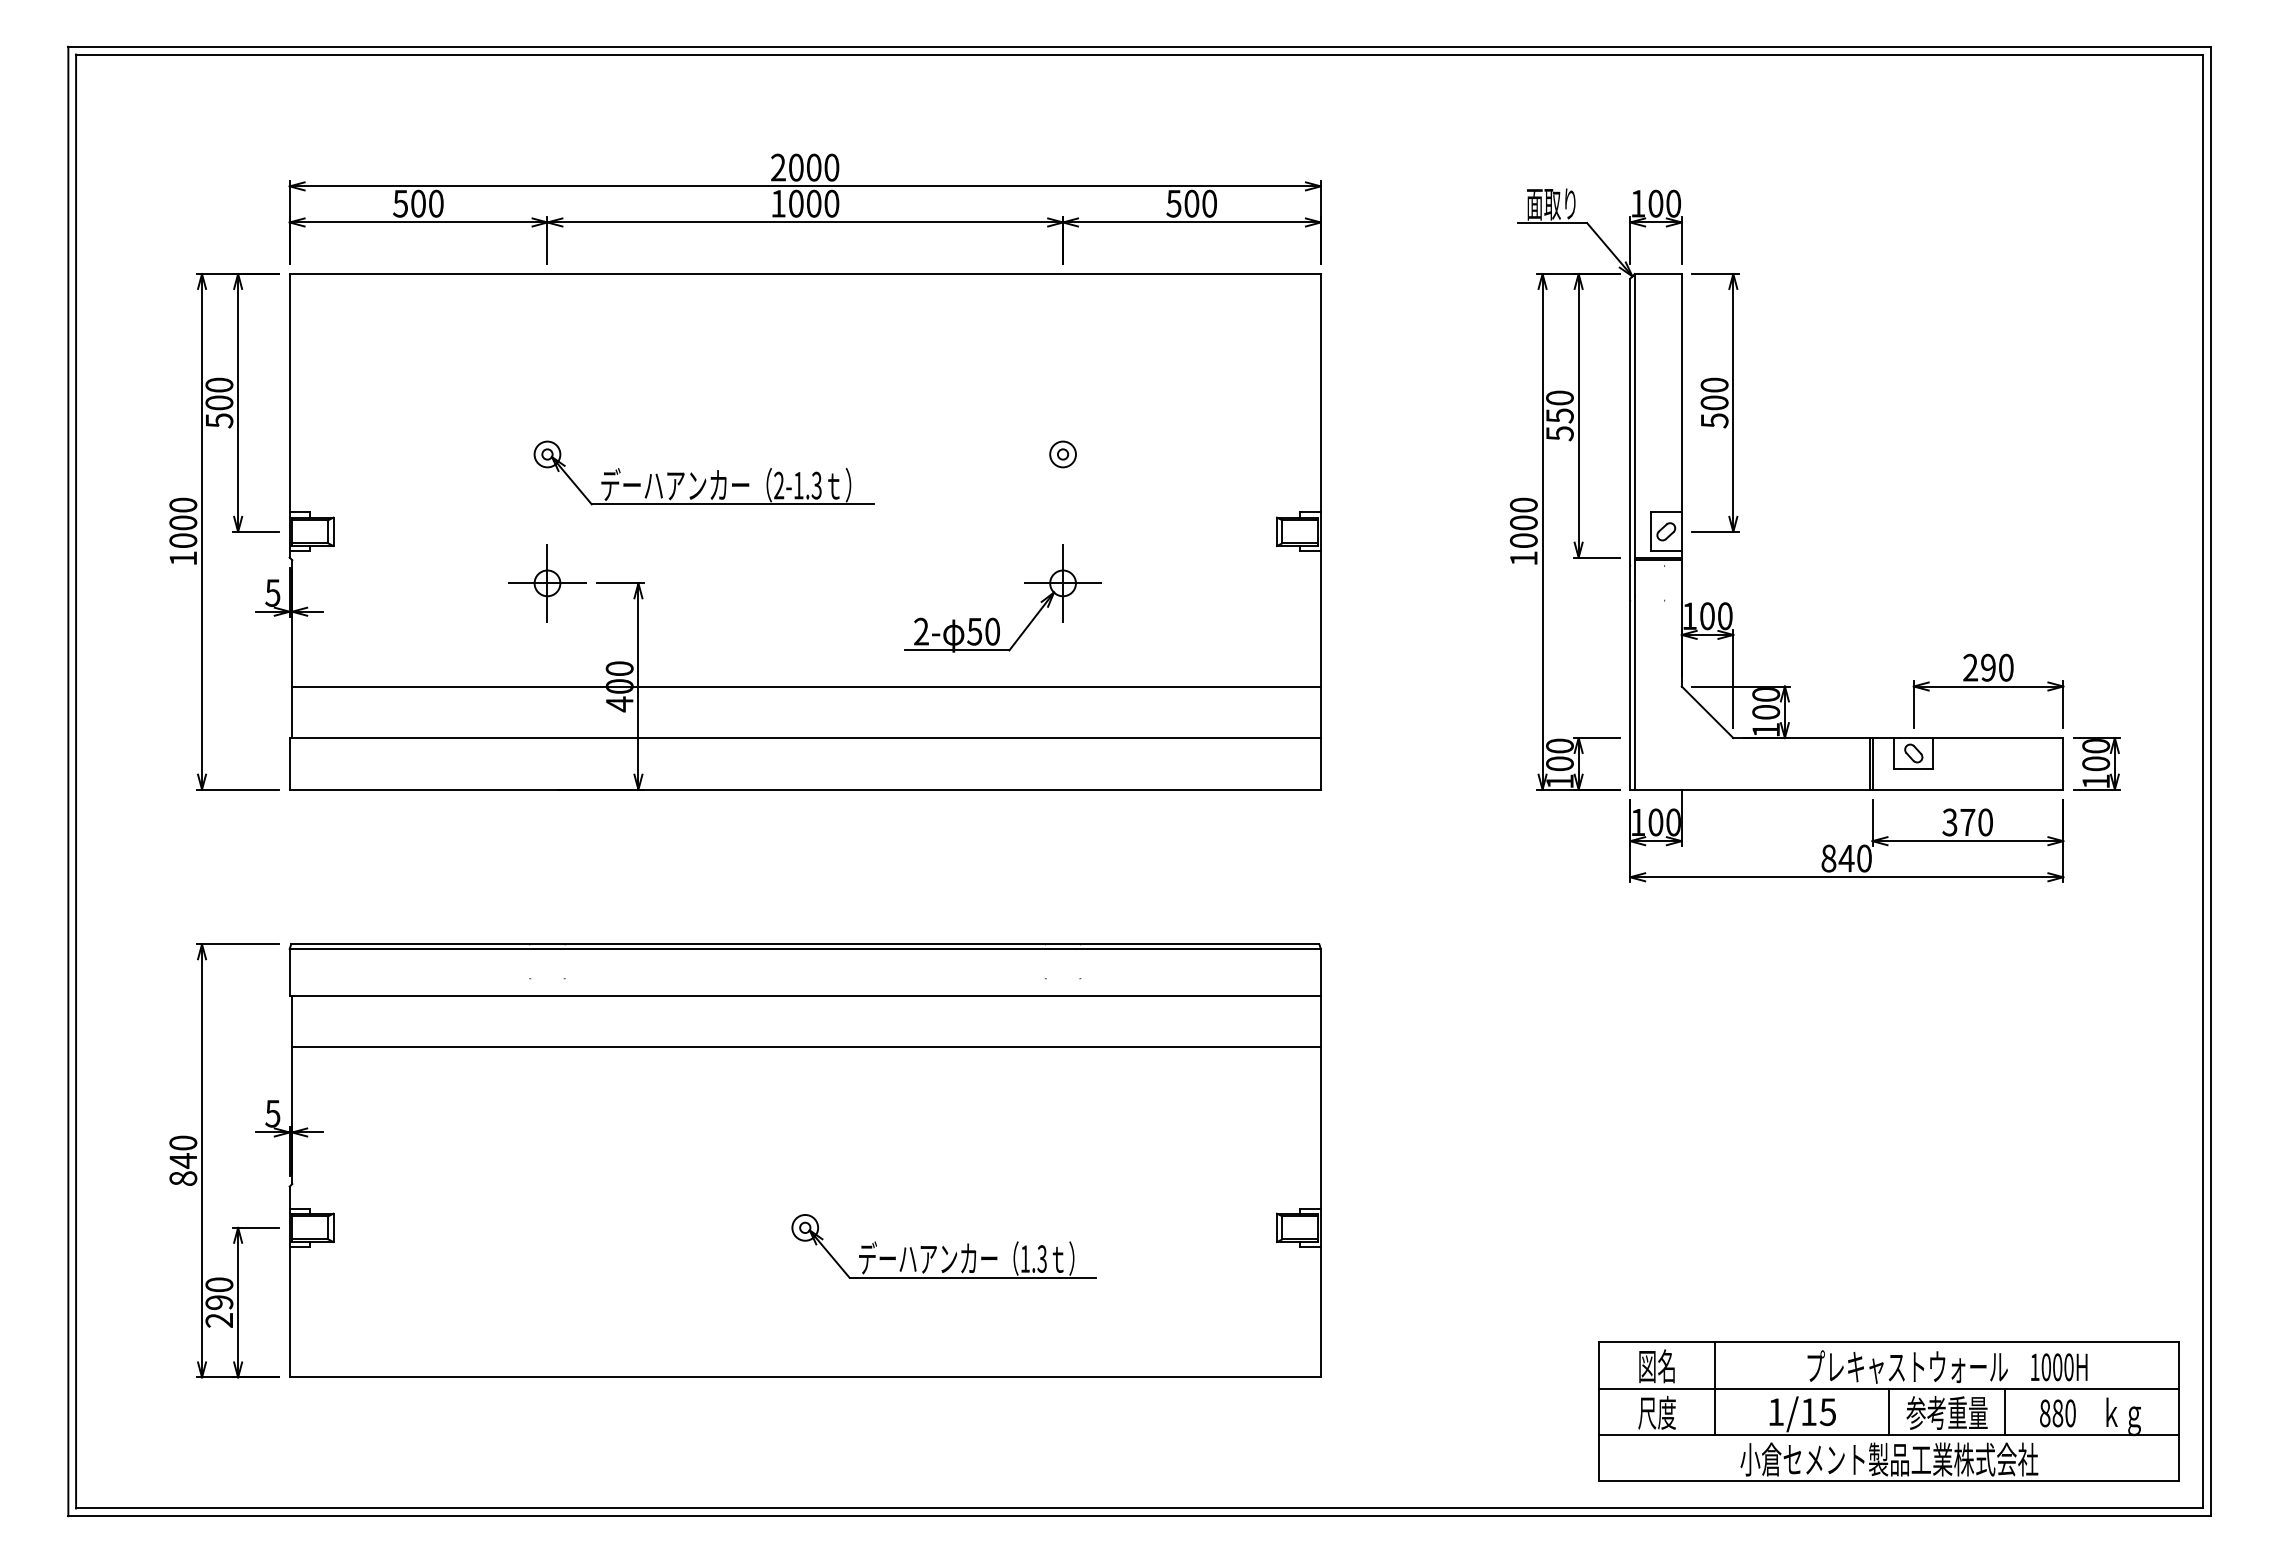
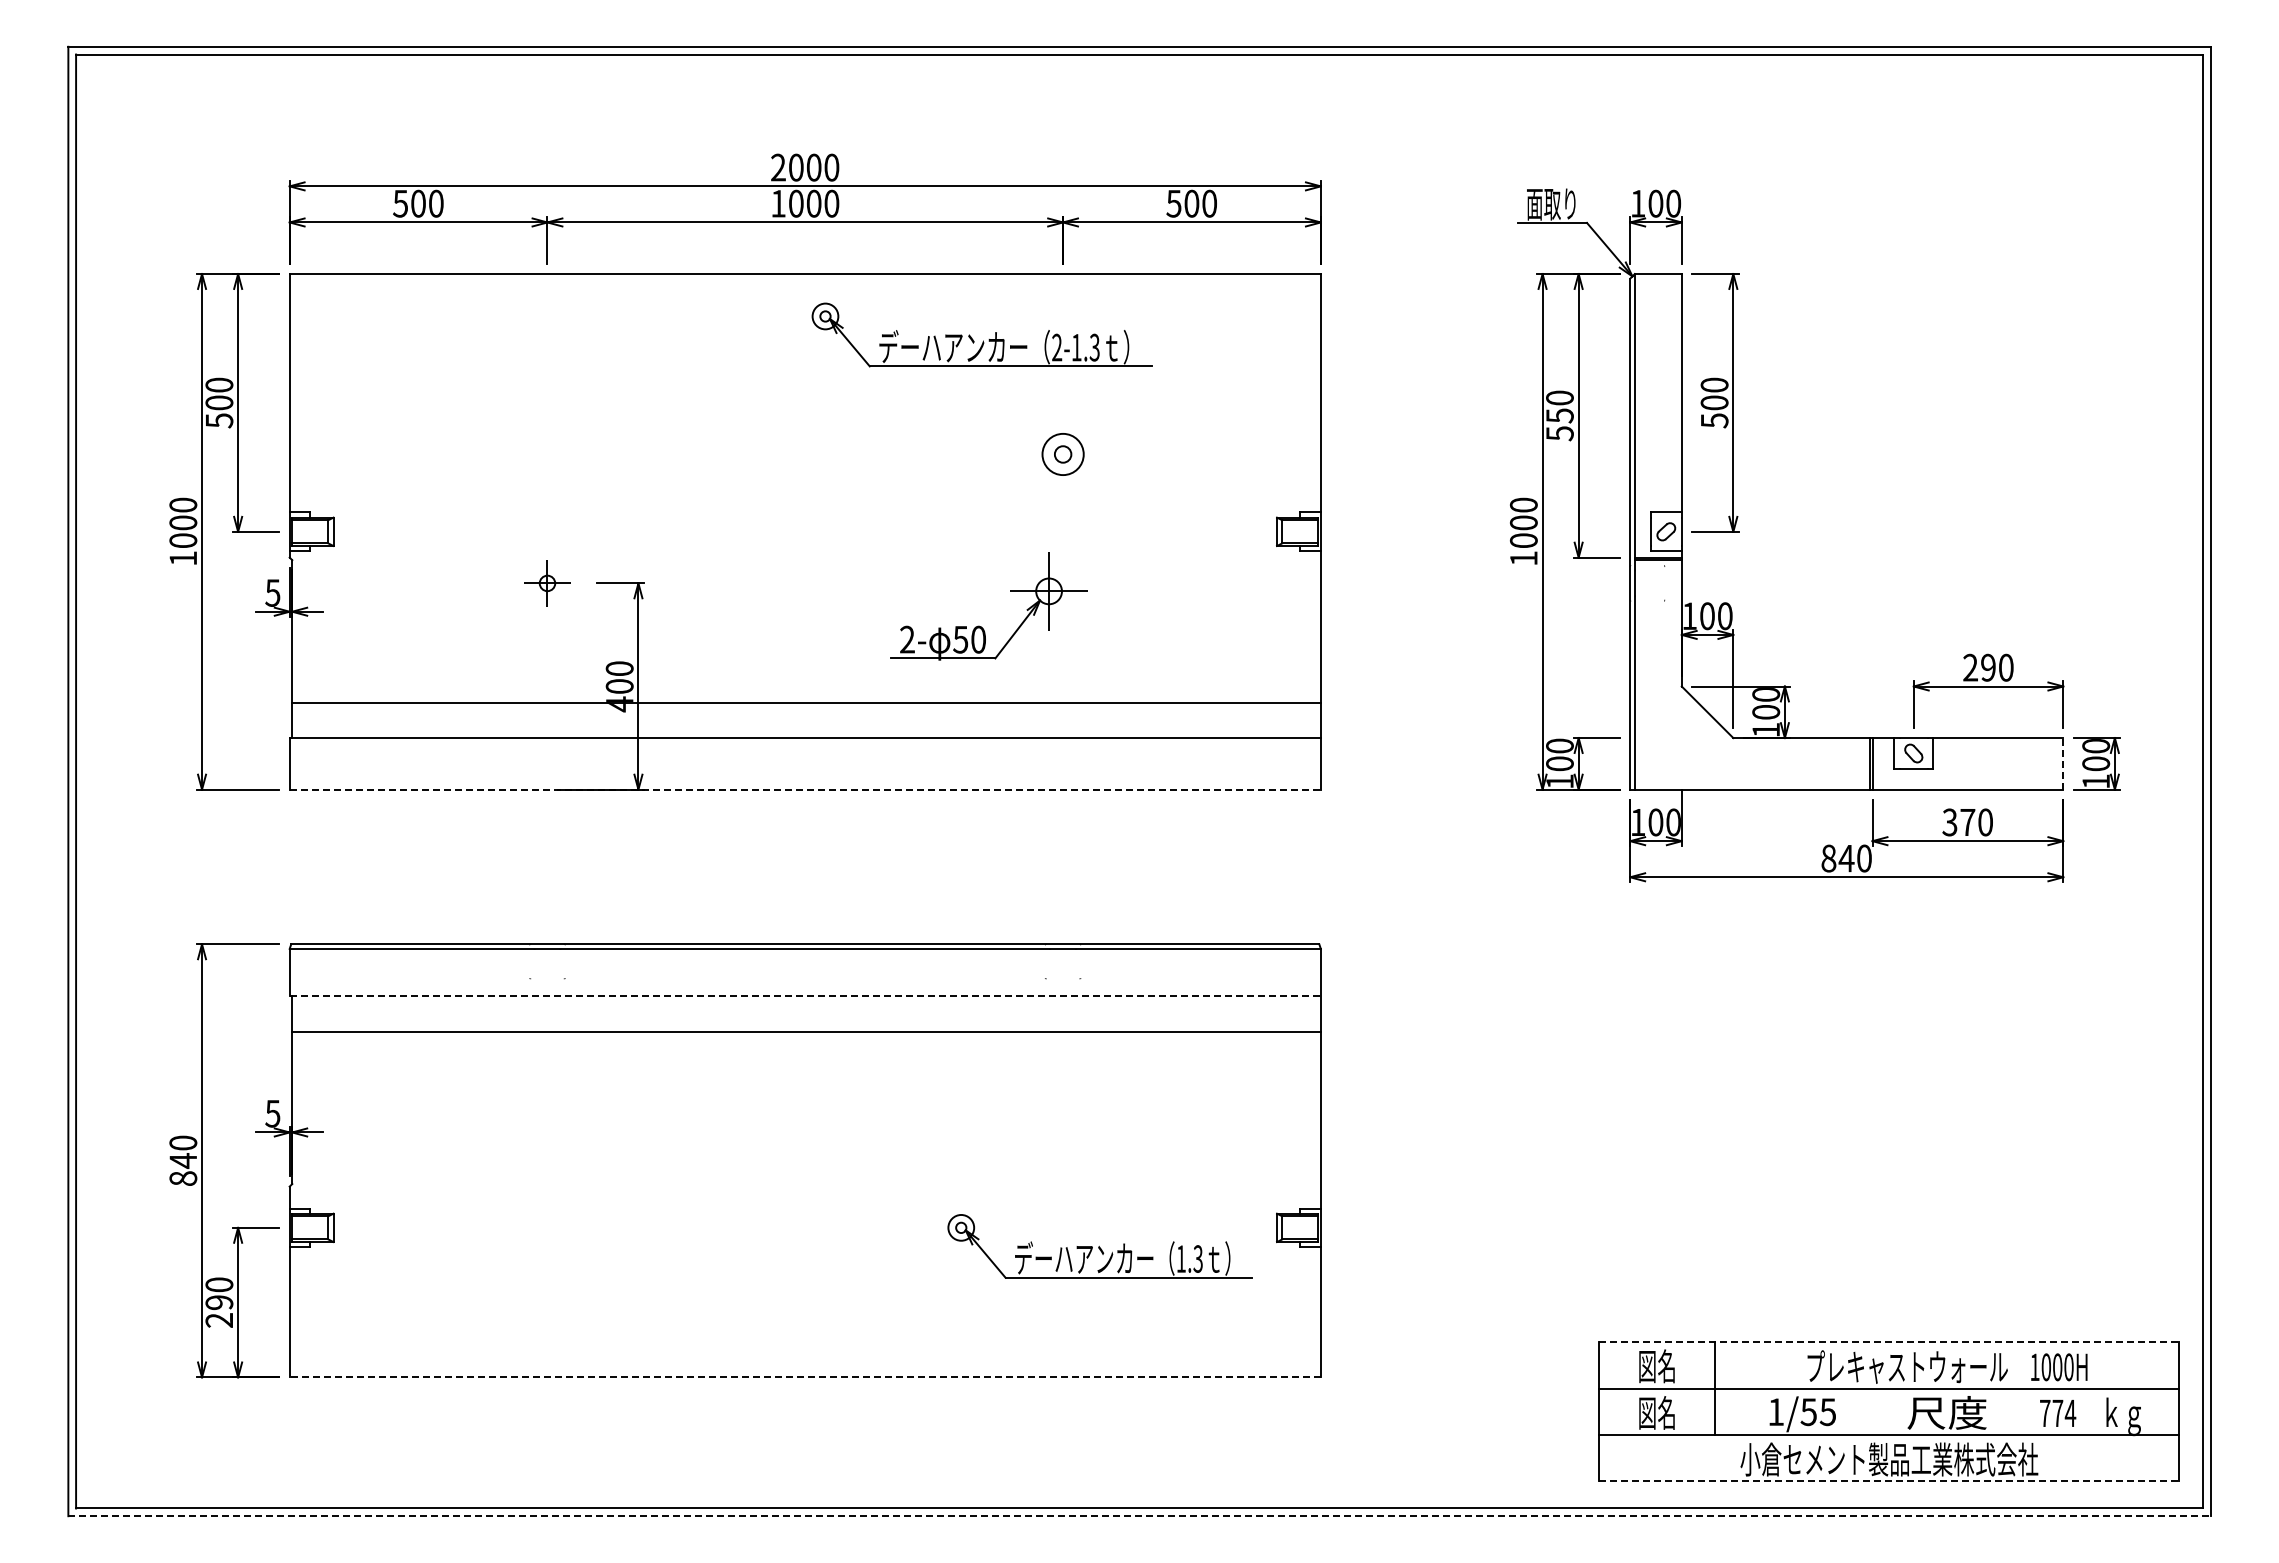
part size: 28x29 px -> 44x43 px (1062, 454)
part position: (705, 478) -> (983, 340) (983, 340)
part size: 79x79 px -> 47x47 px (547, 583)
part position: (993, 617) -> (979, 625) (979, 625)
line position: (806, 686) -> (806, 702) (806, 702)
line: solid -> dashed (2063, 763)
line: solid -> dashed (805, 789)
line: solid -> dashed (805, 995)
line position: (806, 1047) -> (806, 1032) (806, 1032)
part position: (943, 1246) -> (1099, 1246) (1099, 1246)
line: solid -> dashed (1889, 1342)
line: solid -> dashed (805, 1377)
line: present -> none (1889, 1411)
line: present -> none (2005, 1411)
text: 尺度 -> 図名 (1656, 1412)
text: 1/15 -> 1/55 (1808, 1412)
text: 参考重量 -> 尺度 (1946, 1412)
text: 880 -> 774 (2058, 1413)
line: solid -> dashed (1889, 1481)
line: solid -> dashed (1139, 1516)
